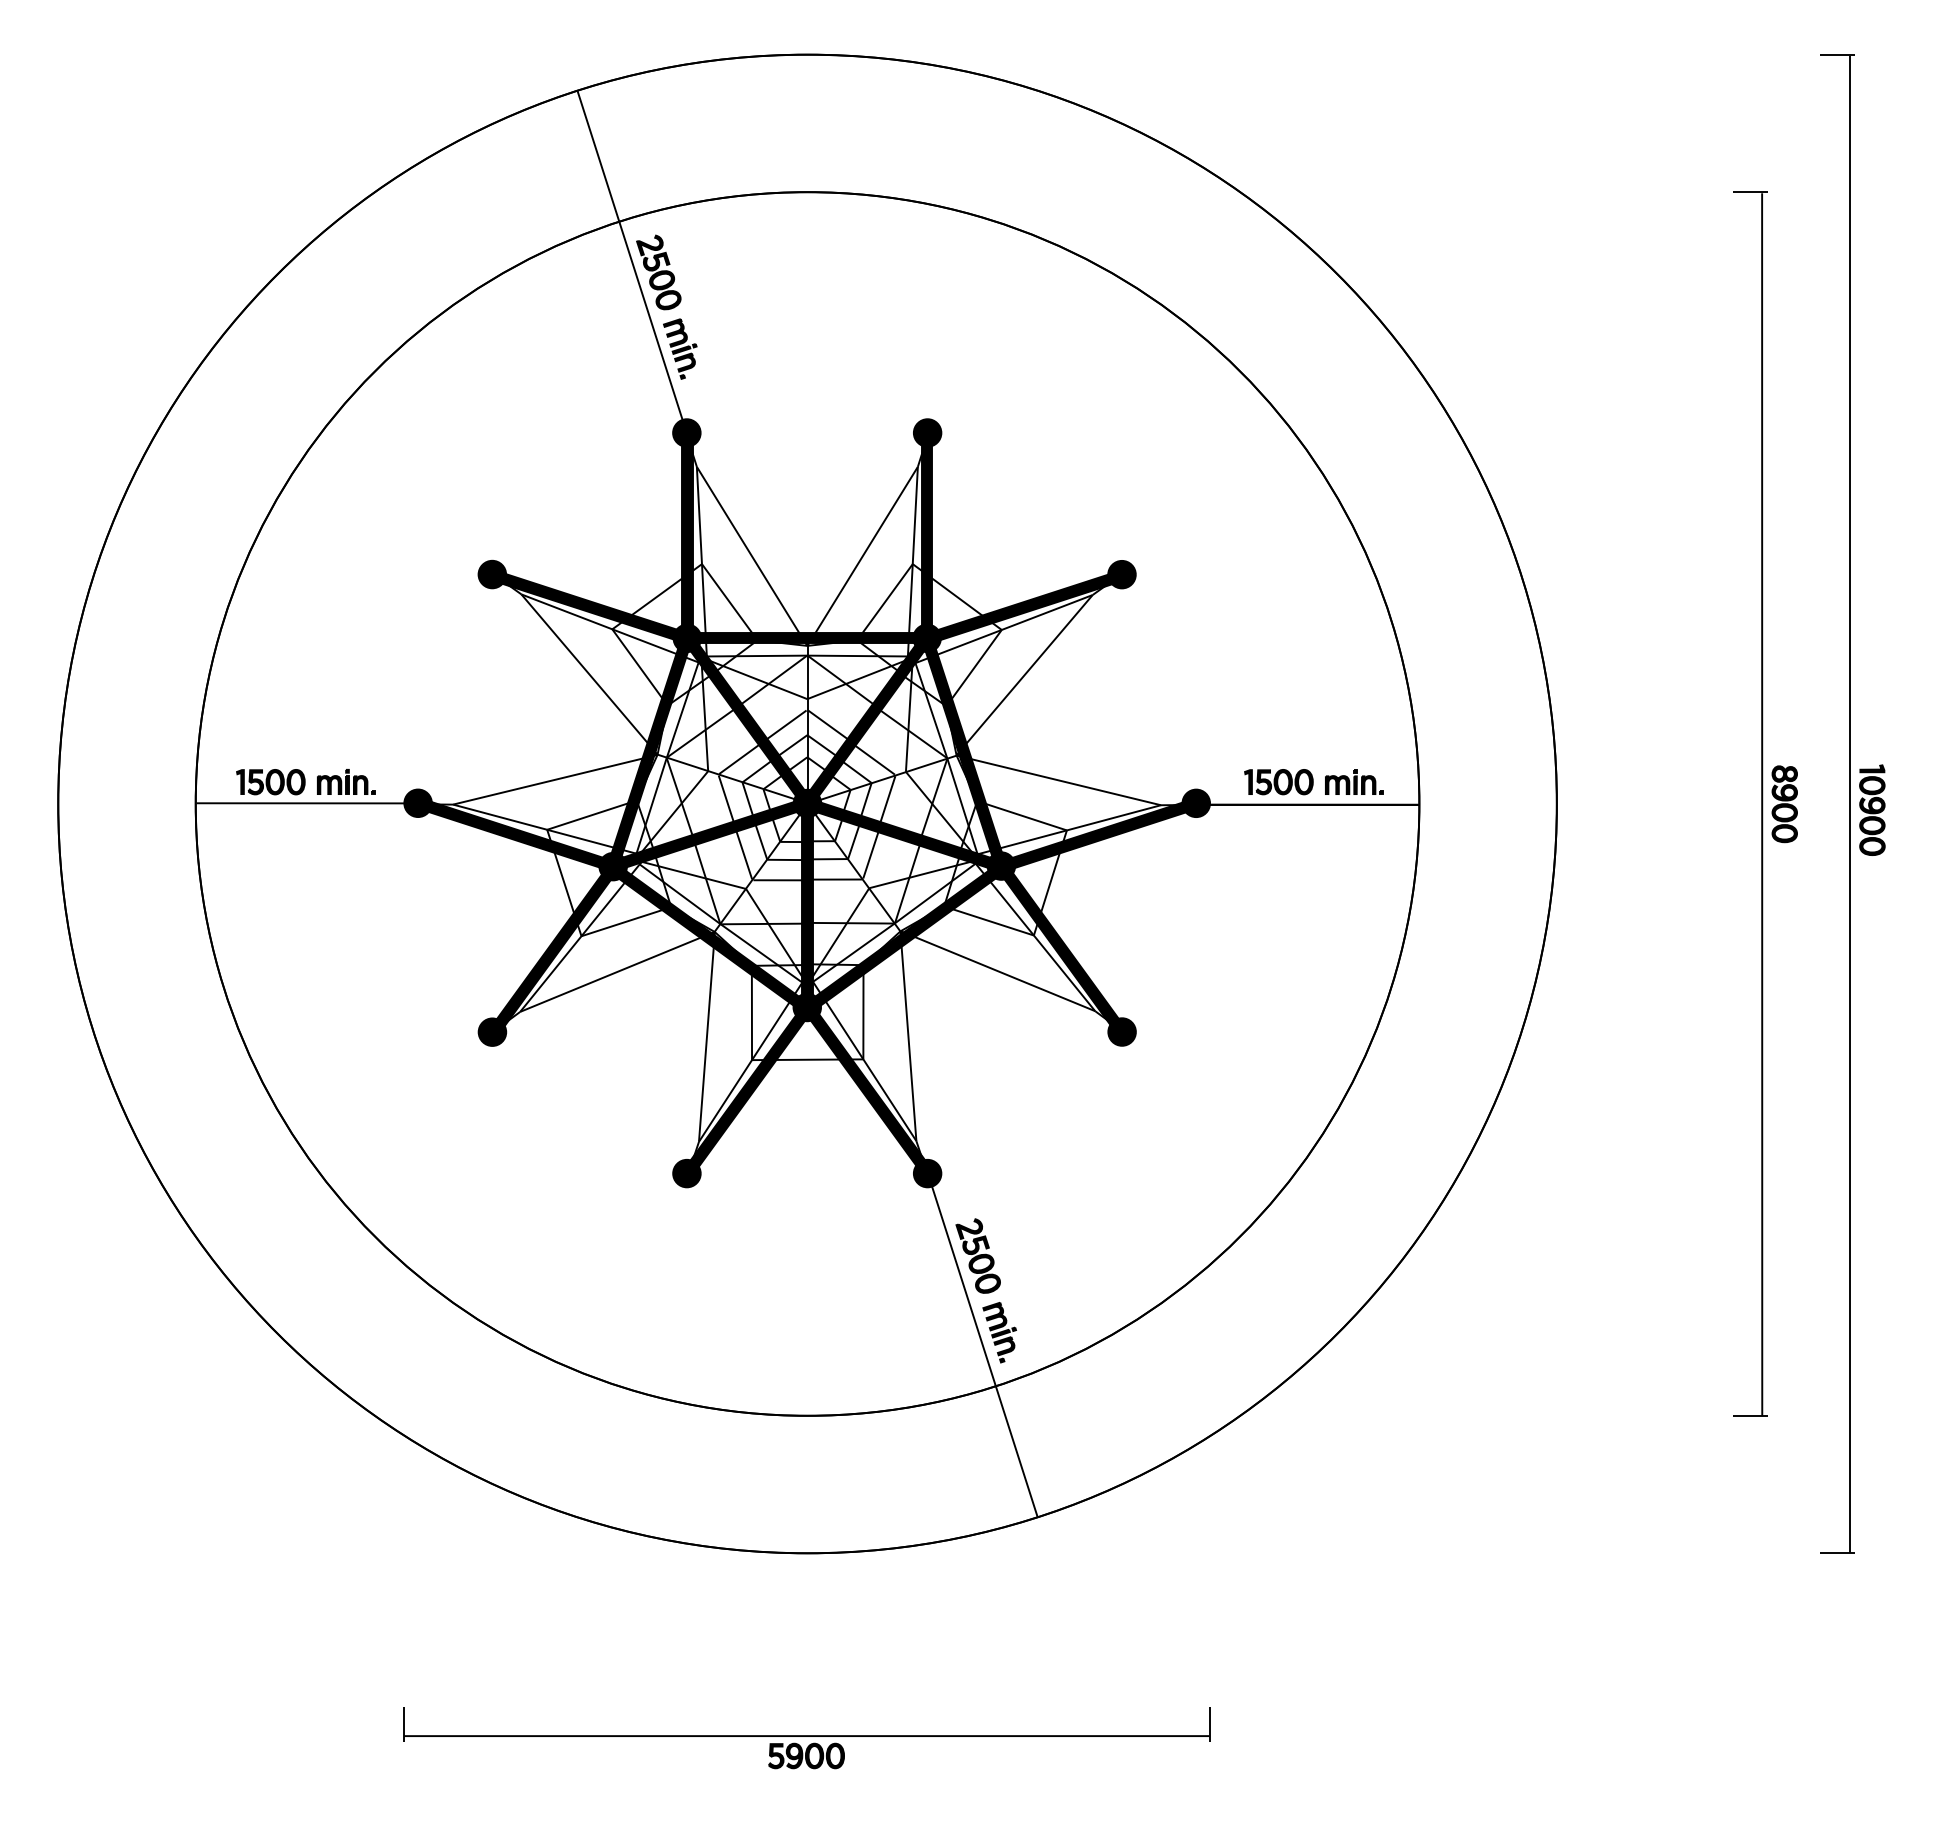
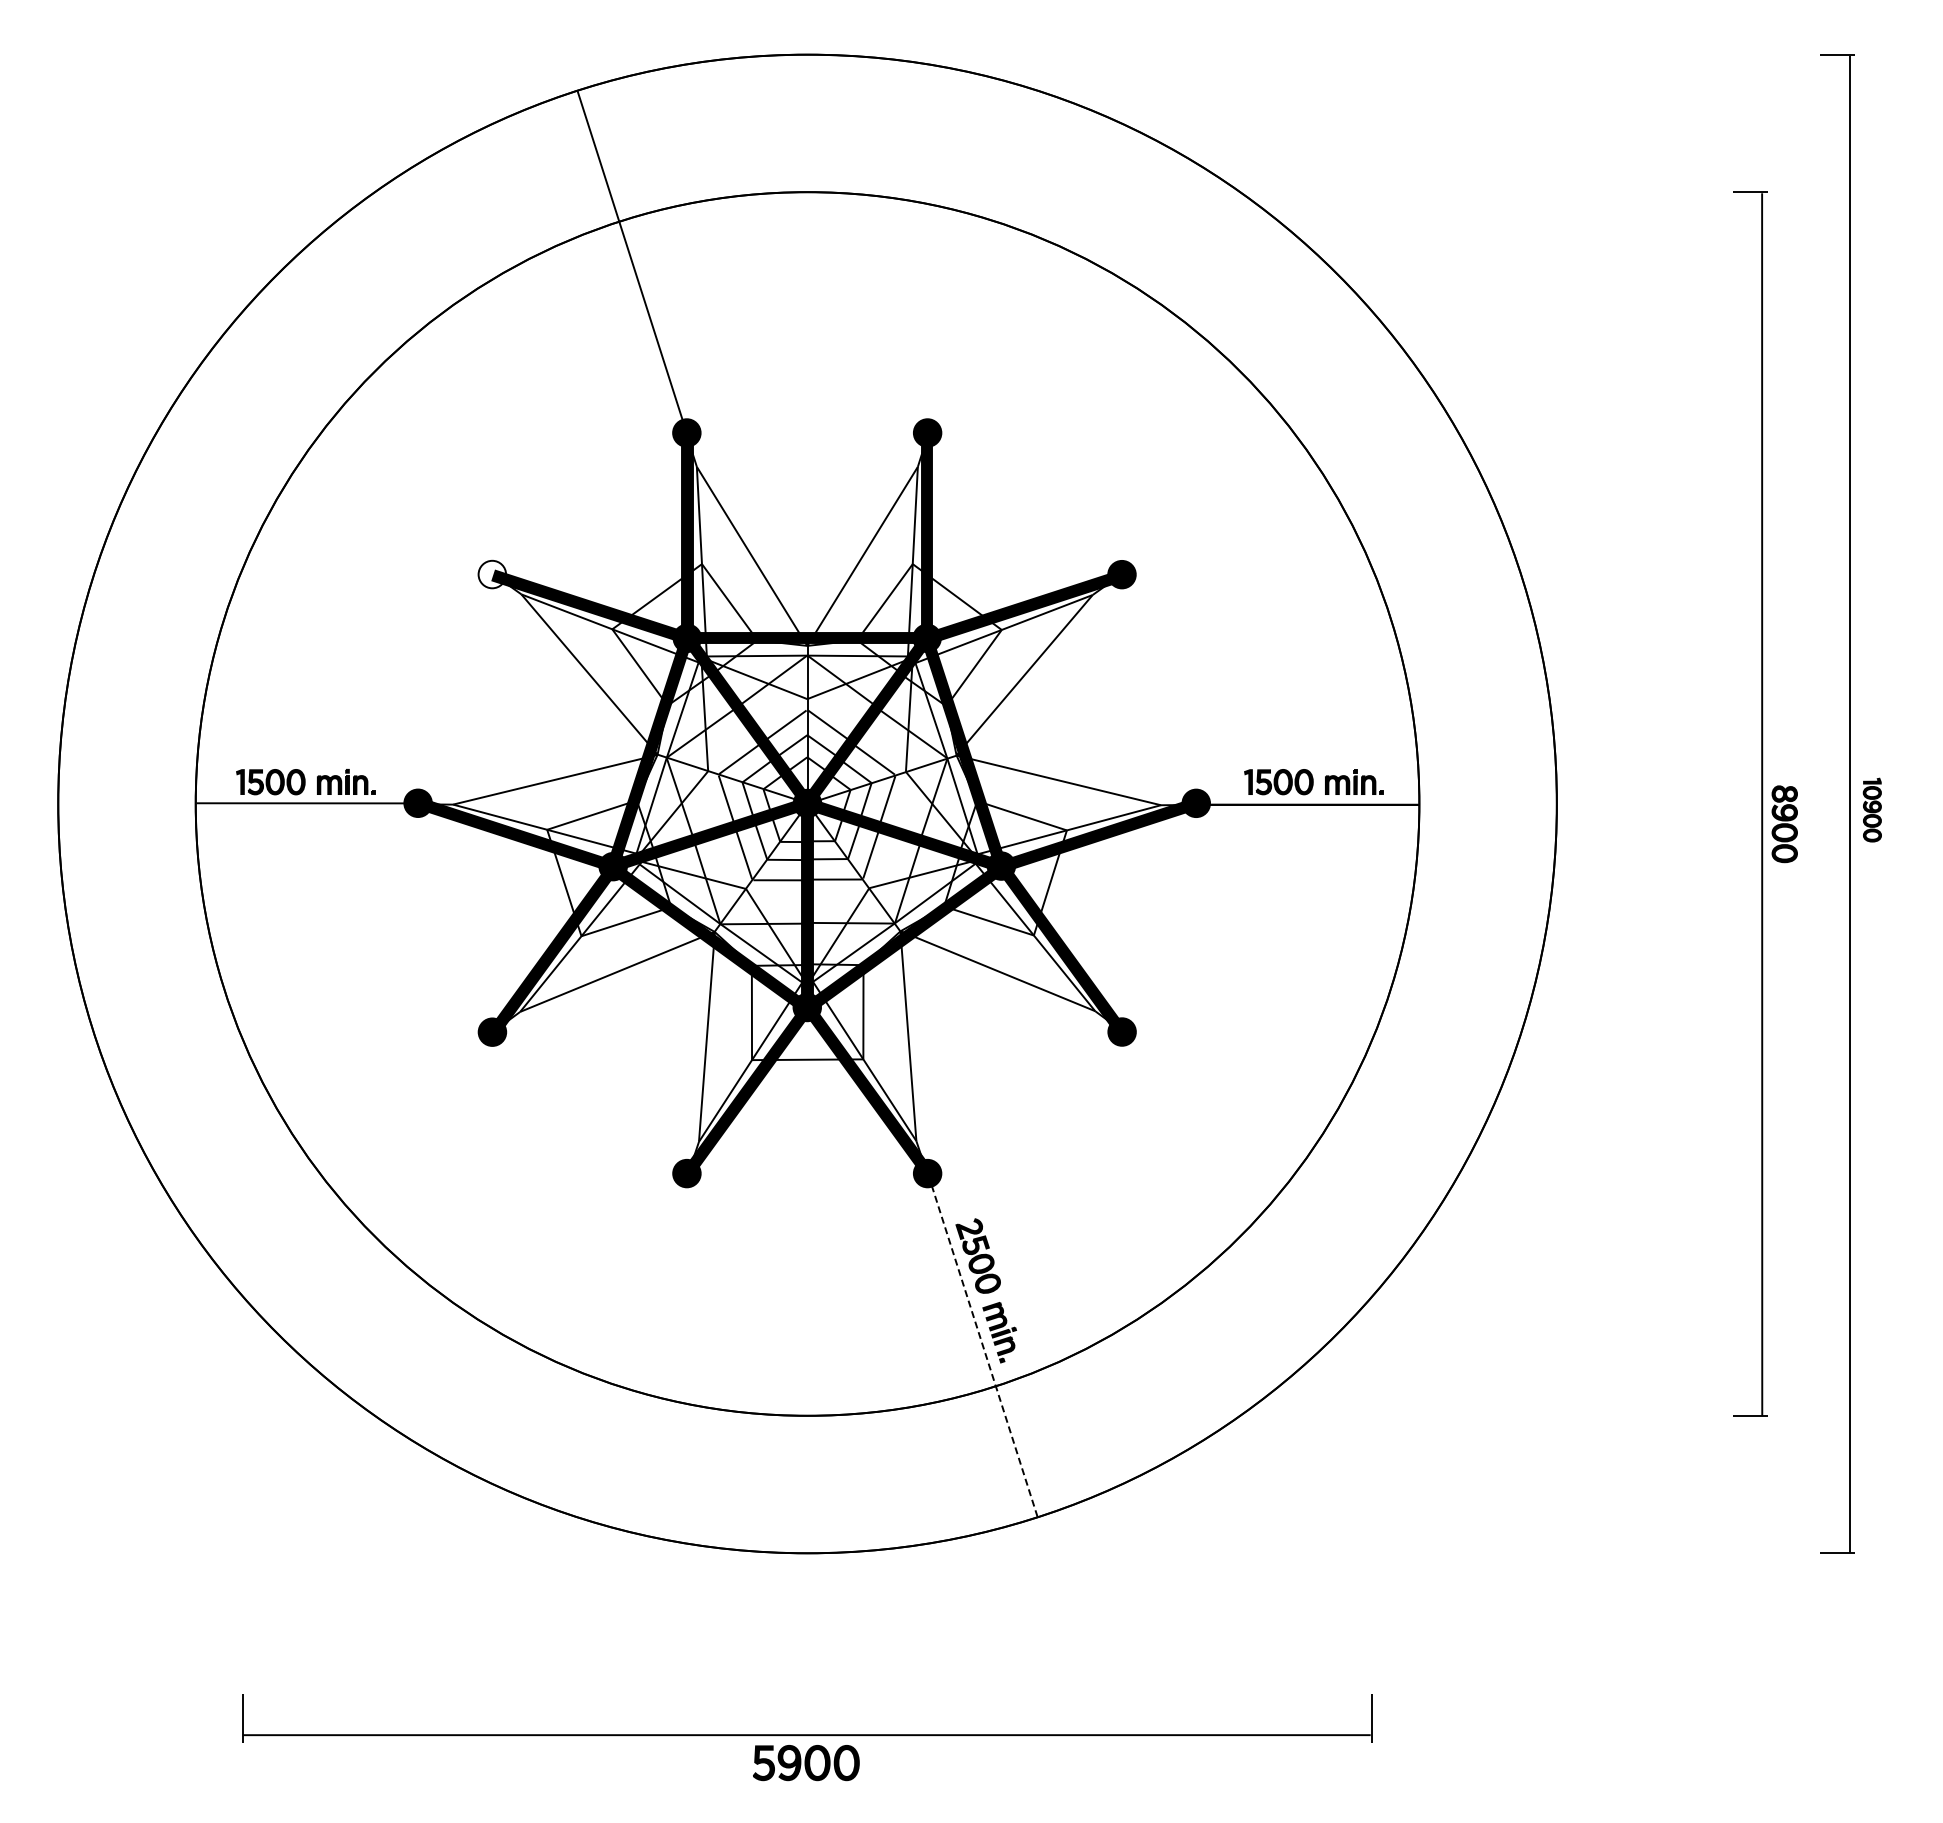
part: present -> none (666, 306)
fill: present -> none (492, 574)
part position: (1784, 804) -> (1784, 824) (1784, 824)
part size: 27x92 px -> 20x66 px (1871, 809)
line: solid -> dashed (983, 1346)
part size: 808x63 px -> 1131x88 px (807, 1737)
